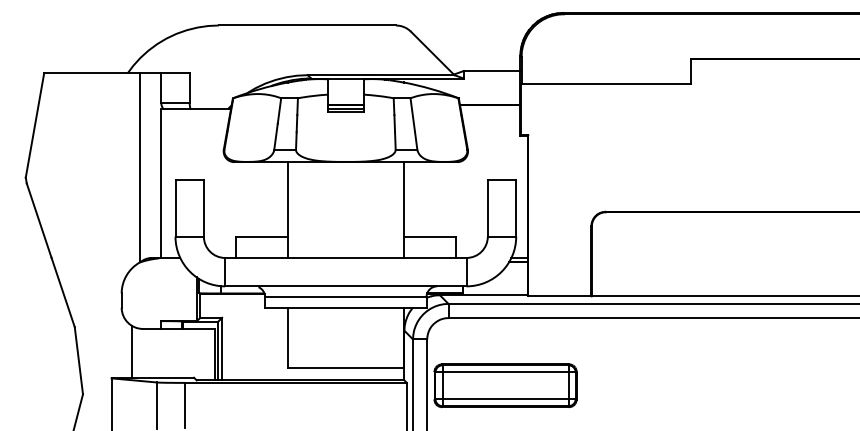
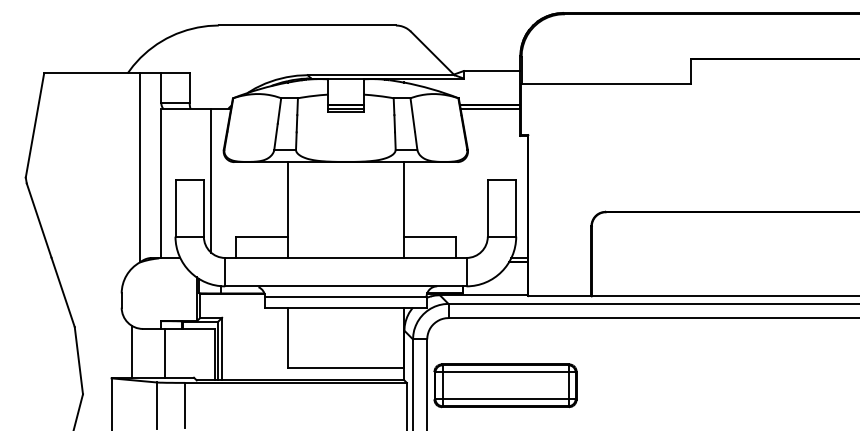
line: none -> present (490, 108)
line: none -> present (210, 180)
line: none -> present (164, 352)
